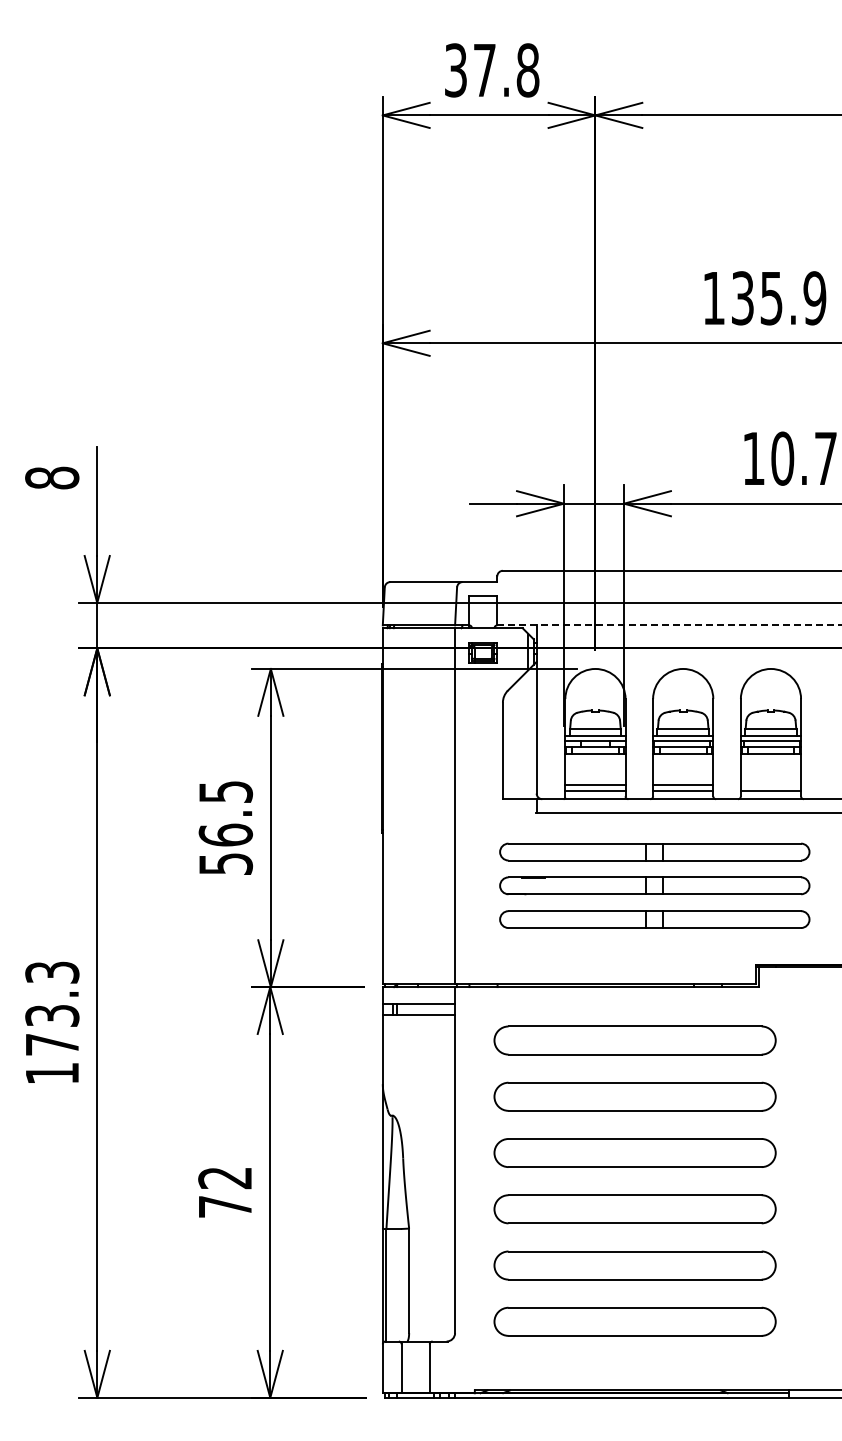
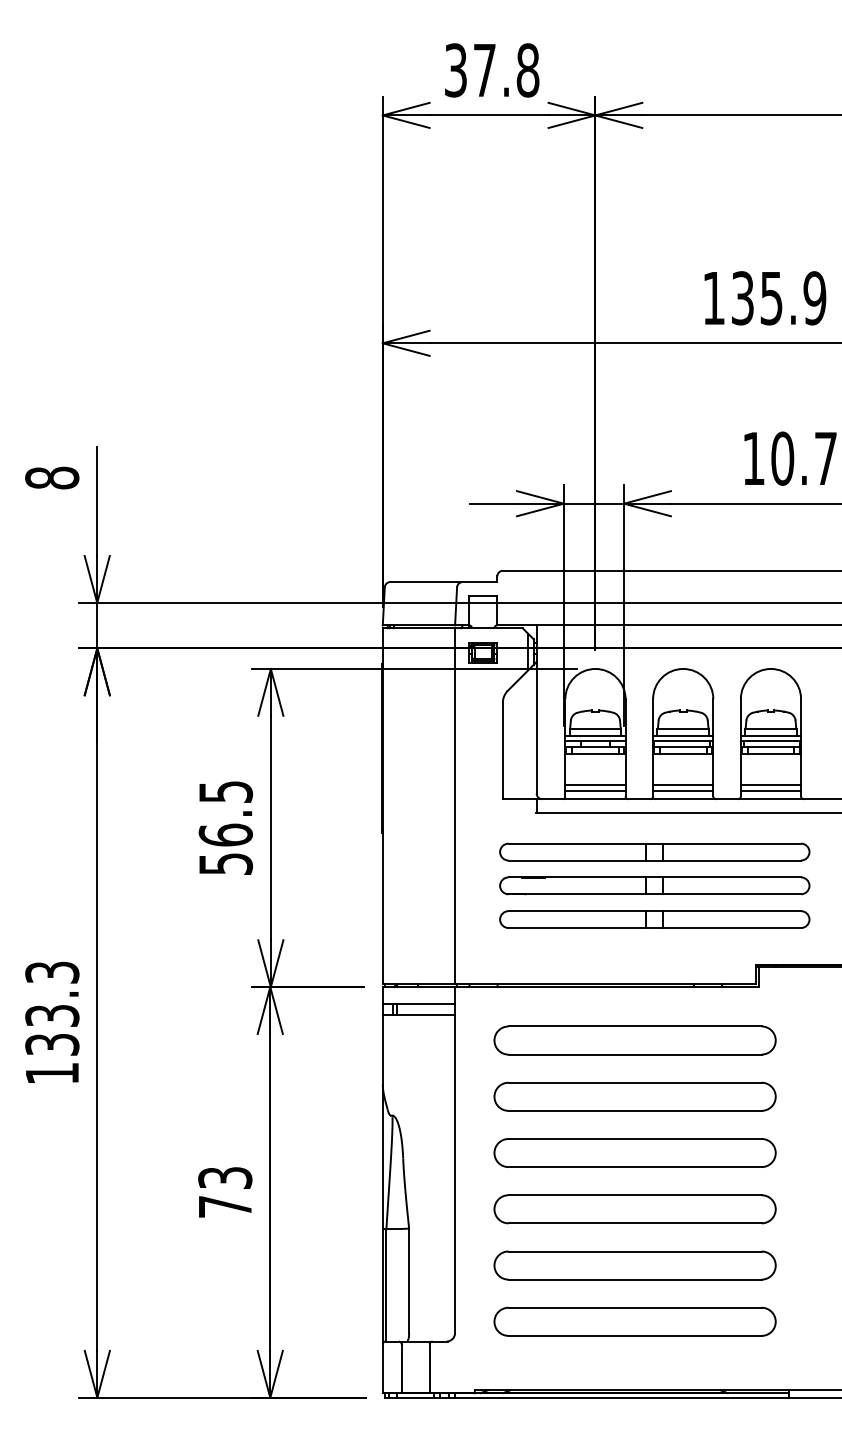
line: dashed -> solid (669, 625)
line: none -> present (770, 785)
text: 173.3 -> 133.3 (52, 1044)
text: 72 -> 73 (225, 1178)
